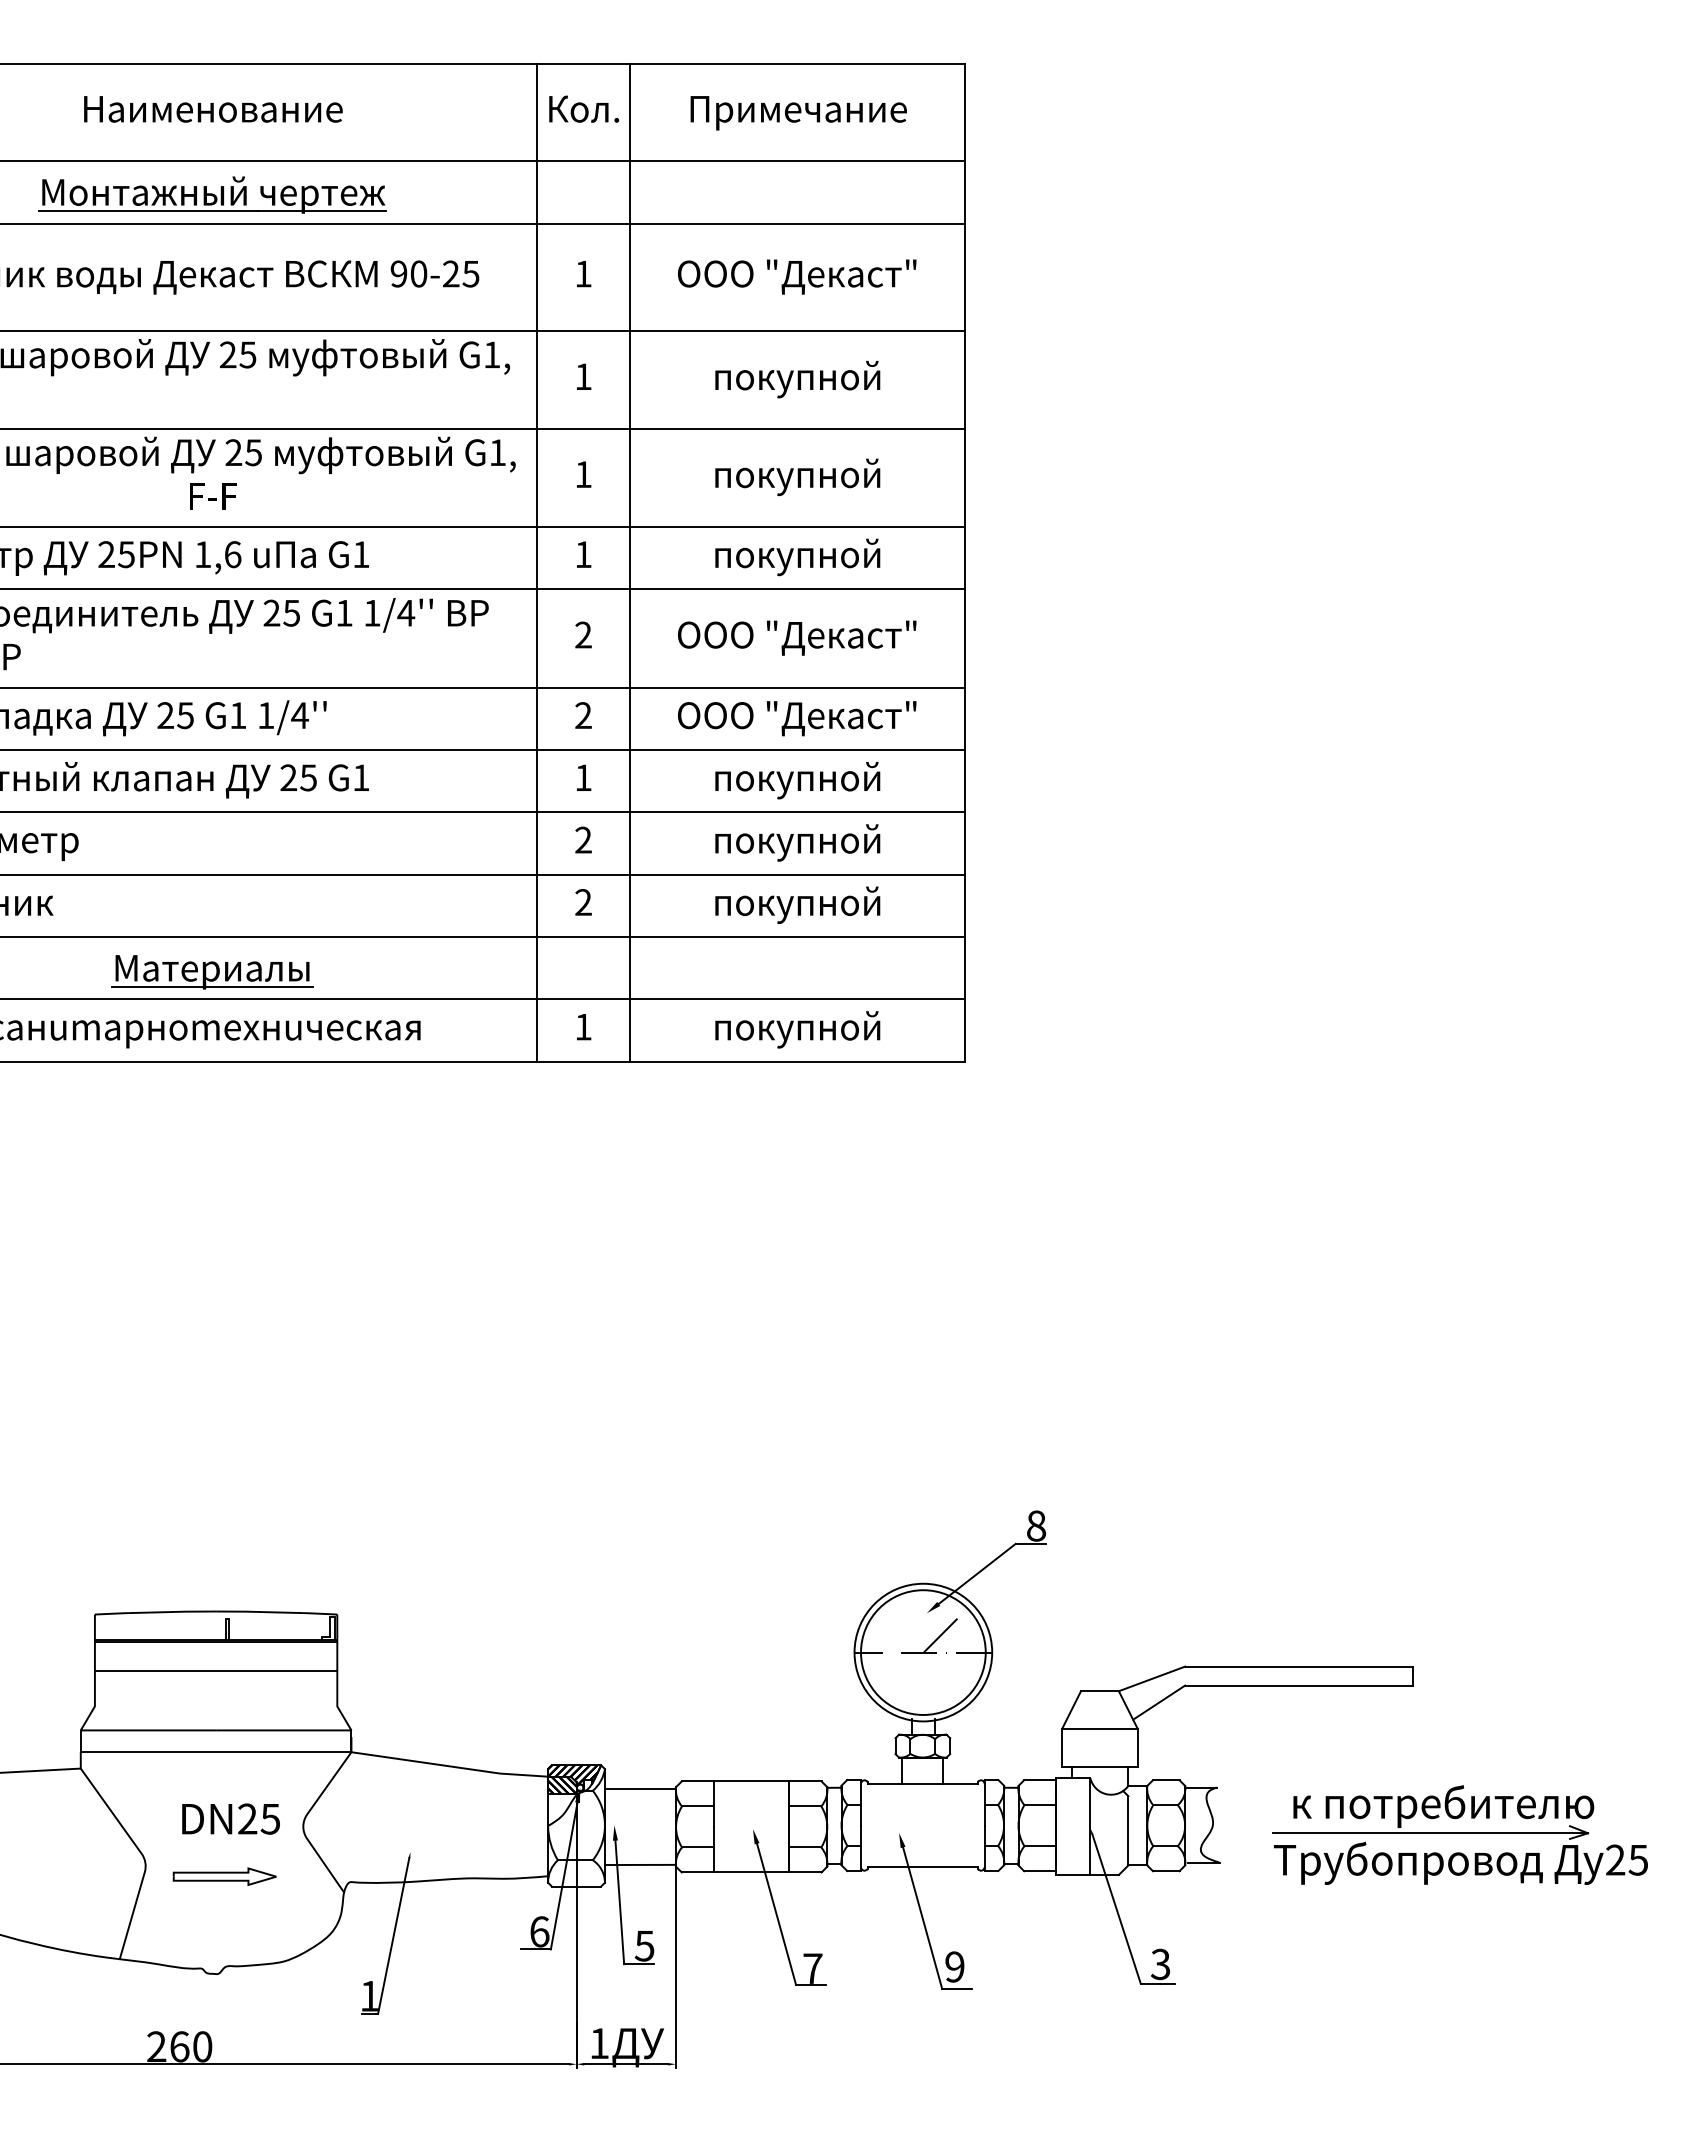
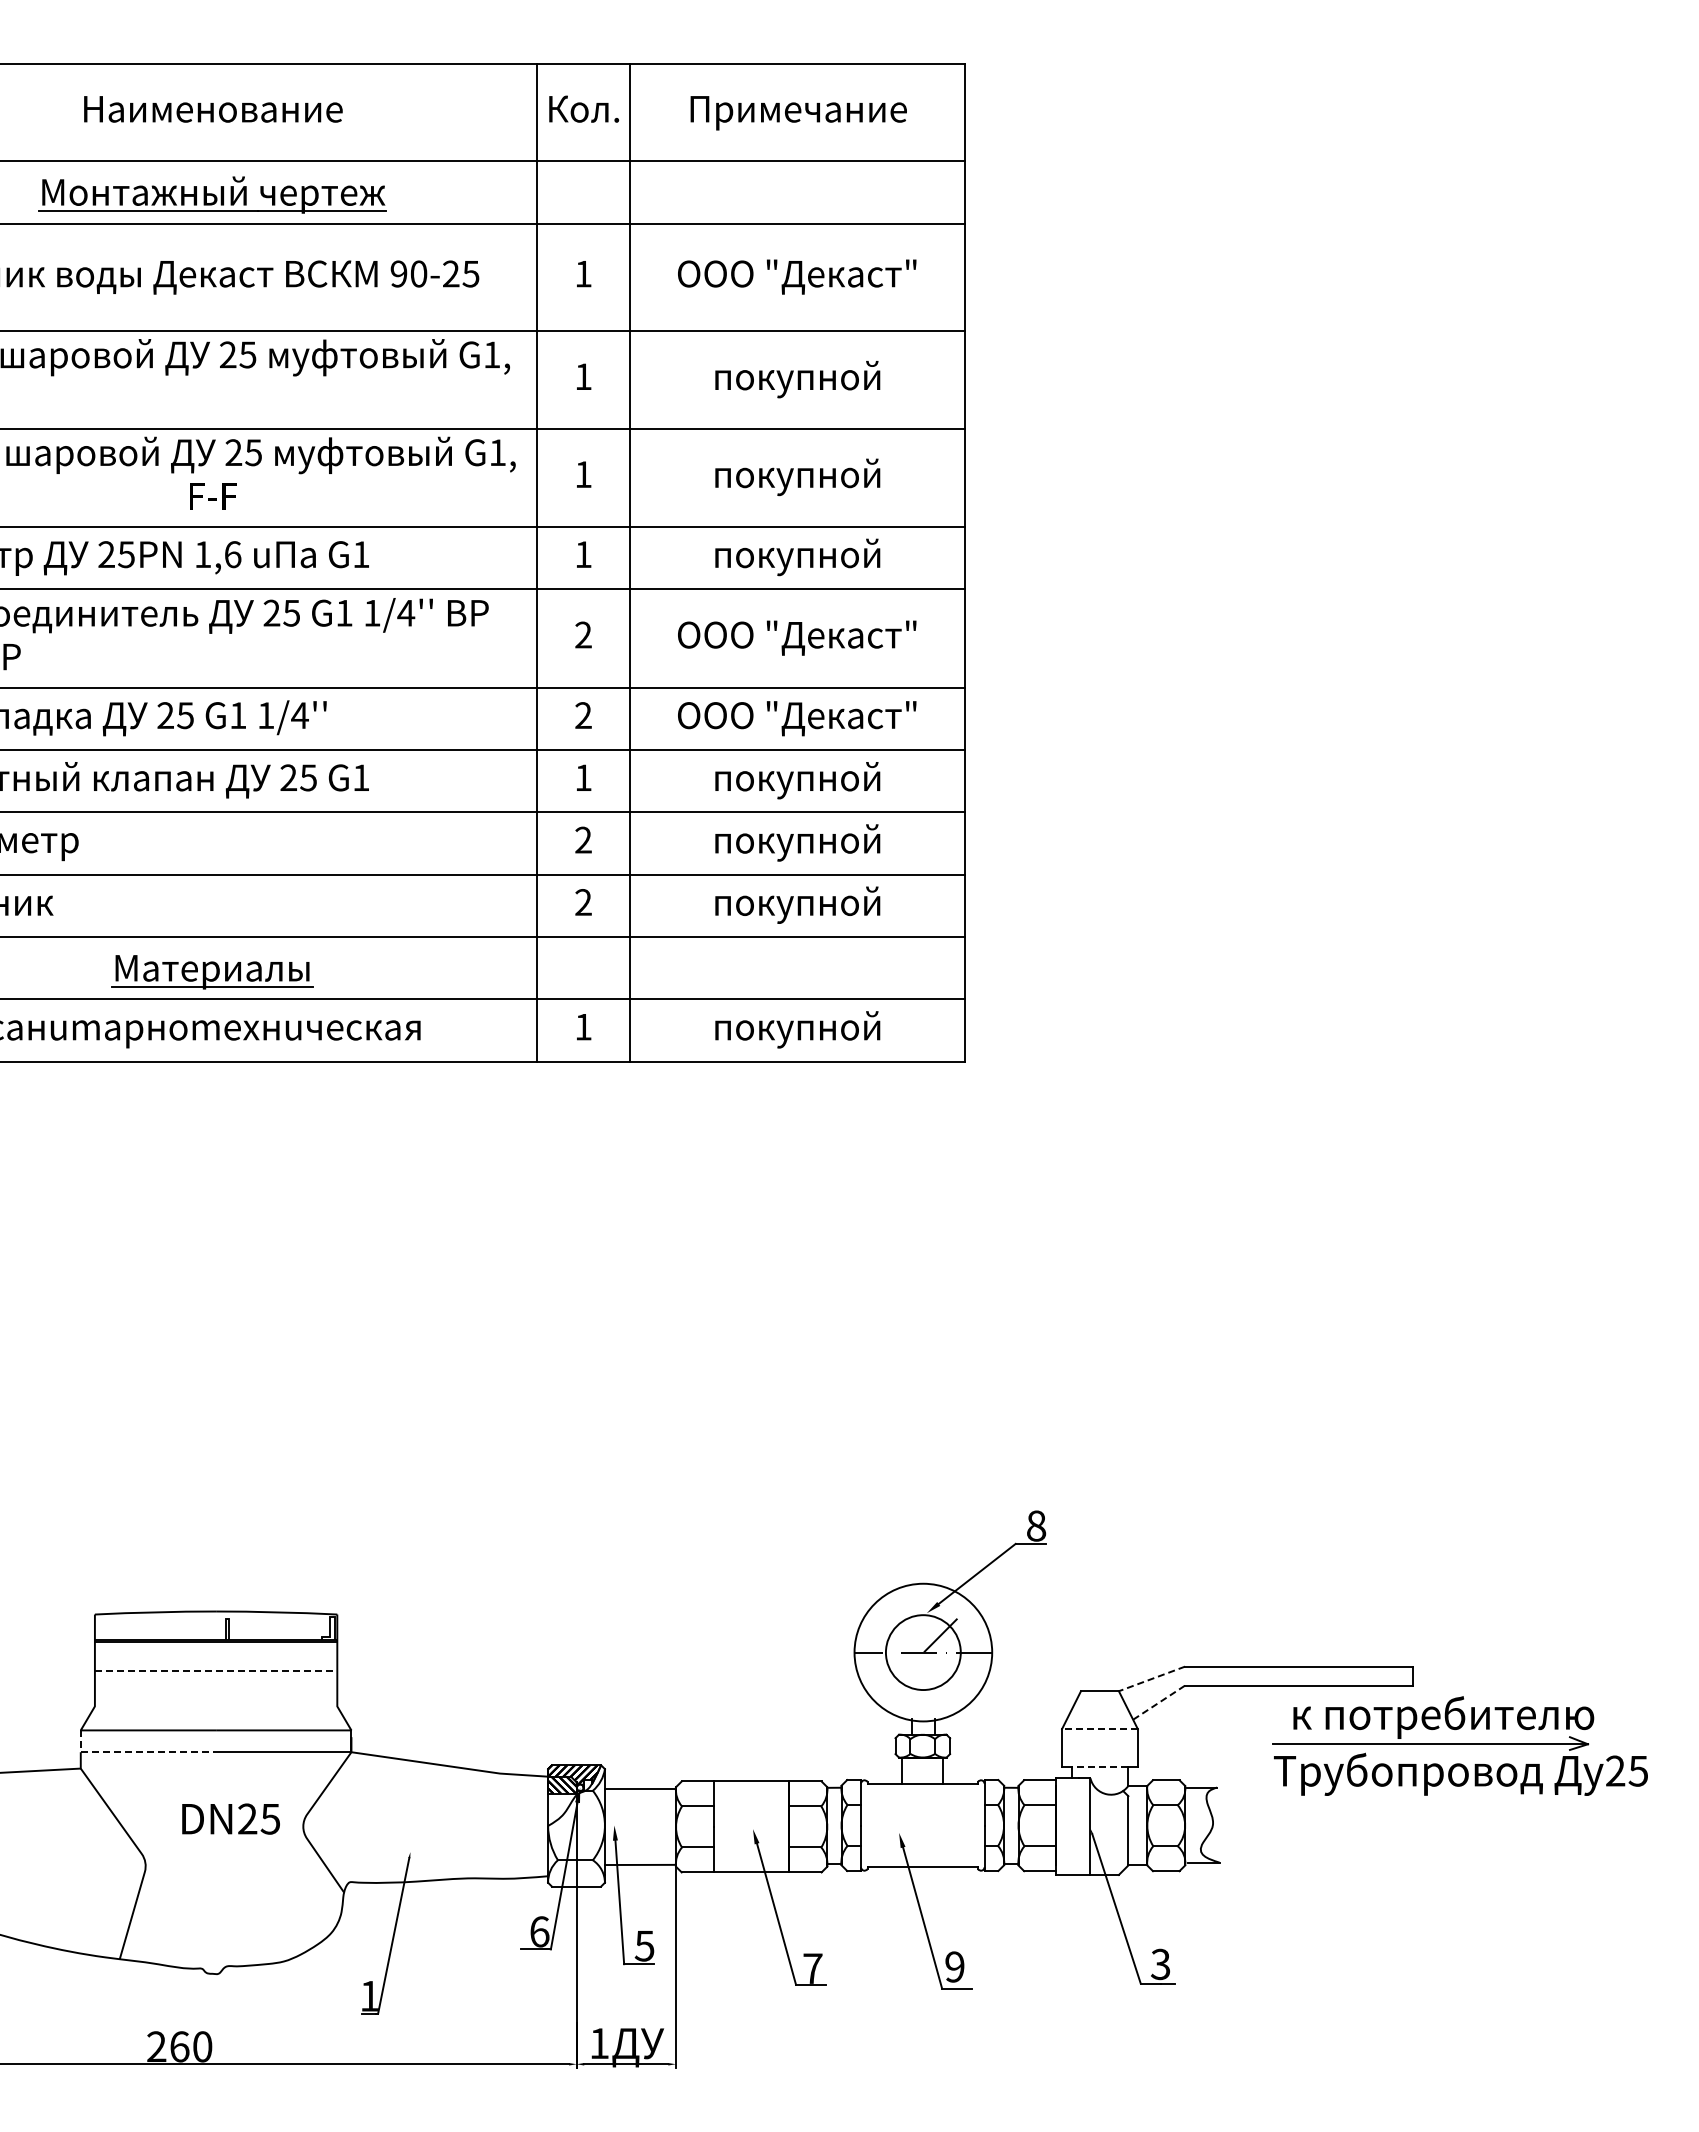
circle diameter: 125 px -> 75 px (922, 1652)
line: solid -> dashed (216, 1670)
line: solid -> dashed (1151, 1679)
line: solid -> dashed (1159, 1702)
line: solid -> dashed (1099, 1729)
line: solid -> dashed (137, 1752)
line: solid -> dashed (1099, 1766)
part position: (1459, 1834) -> (1459, 1745) (1459, 1745)
part: present -> none (224, 1876)
